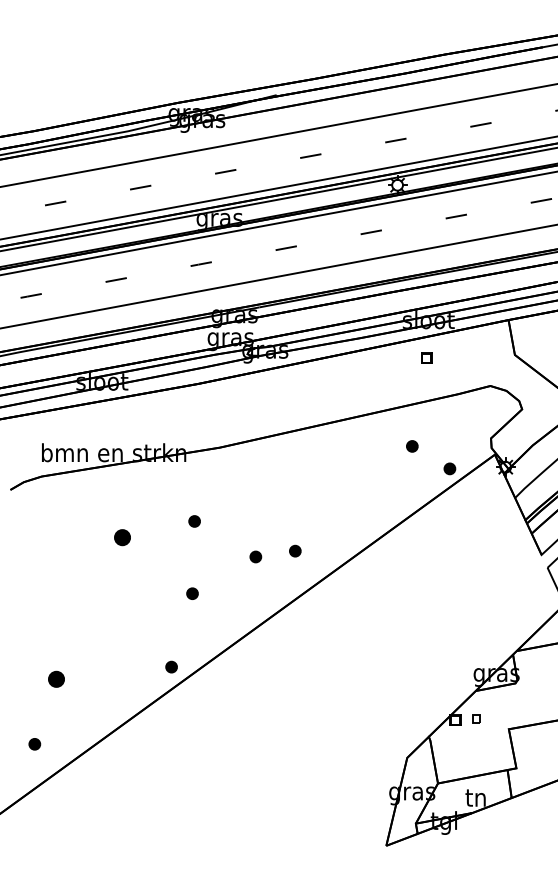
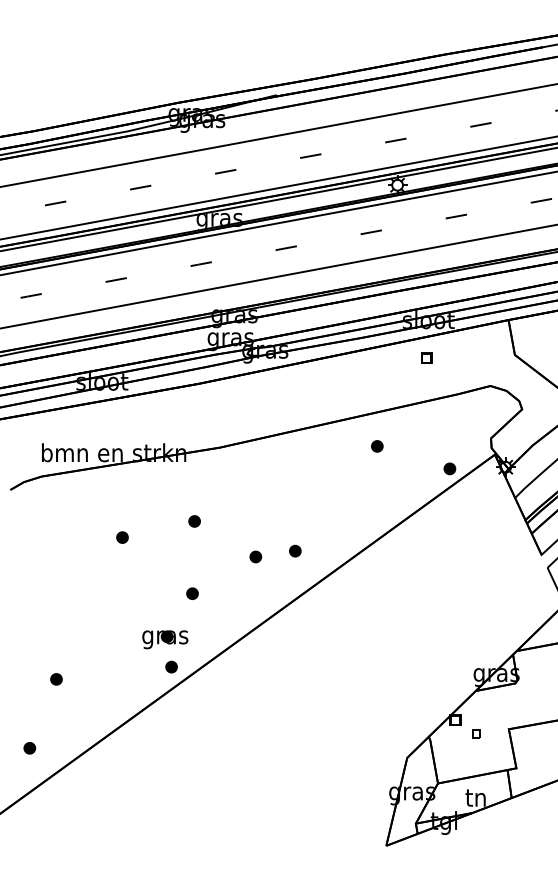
part position: (412, 446) -> (377, 446) (377, 446)
part size: 17x18 px -> 13x13 px (122, 537)
part: none -> present (165, 639)
part size: 17x18 px -> 13x13 px (56, 679)
part position: (476, 718) -> (476, 733) (476, 733)
part position: (34, 744) -> (29, 748) (29, 748)
